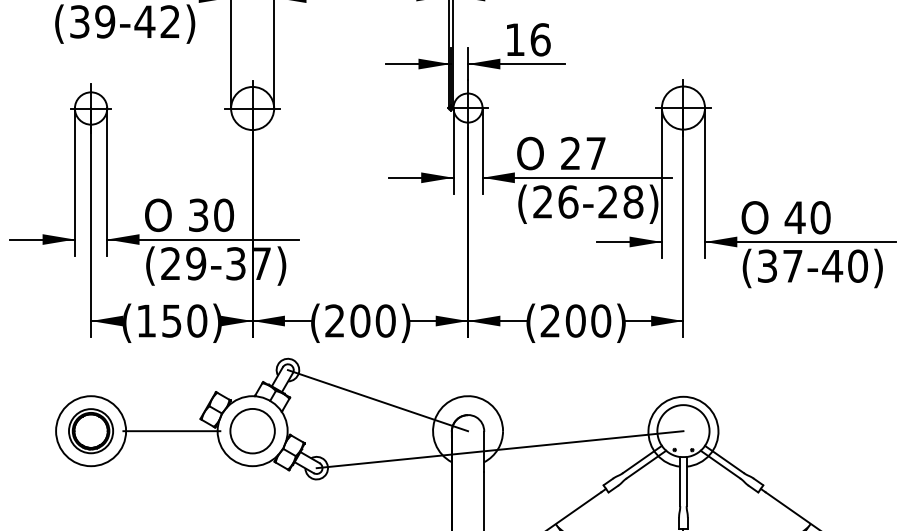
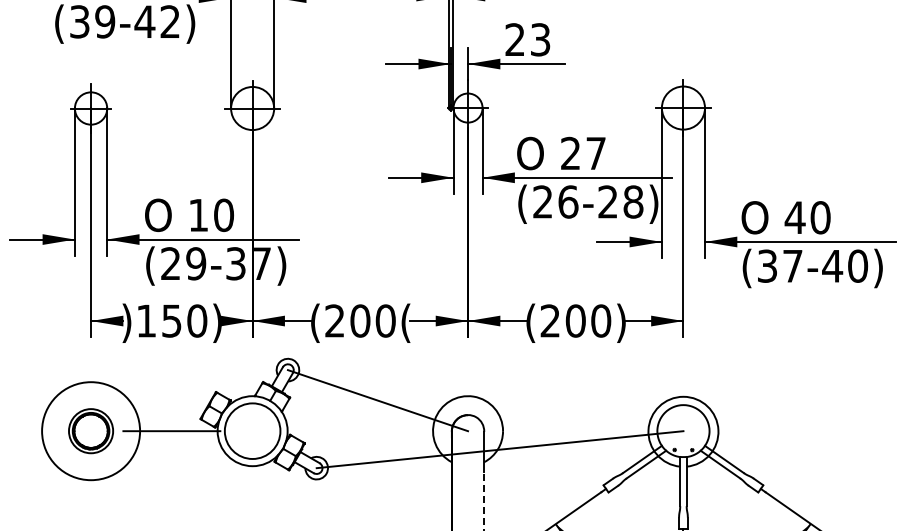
text: 16 -> 23 (527, 39)
text: 30 -> 10 (198, 215)
text: ( -> ) (126, 322)
text: ) -> ( (405, 322)
circle diameter: 44 px -> 56 px (252, 430)
circle diameter: 70 px -> 98 px (91, 431)
line: solid -> dashed (484, 500)
